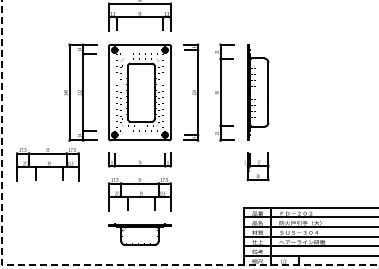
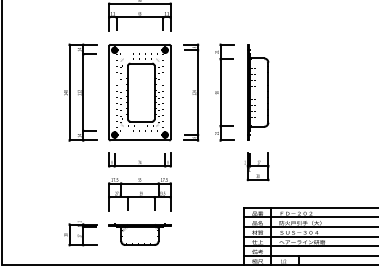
part: present -> none (47, 164)
part: none -> present (80, 233)
line: dashed -> solid (58, 265)
